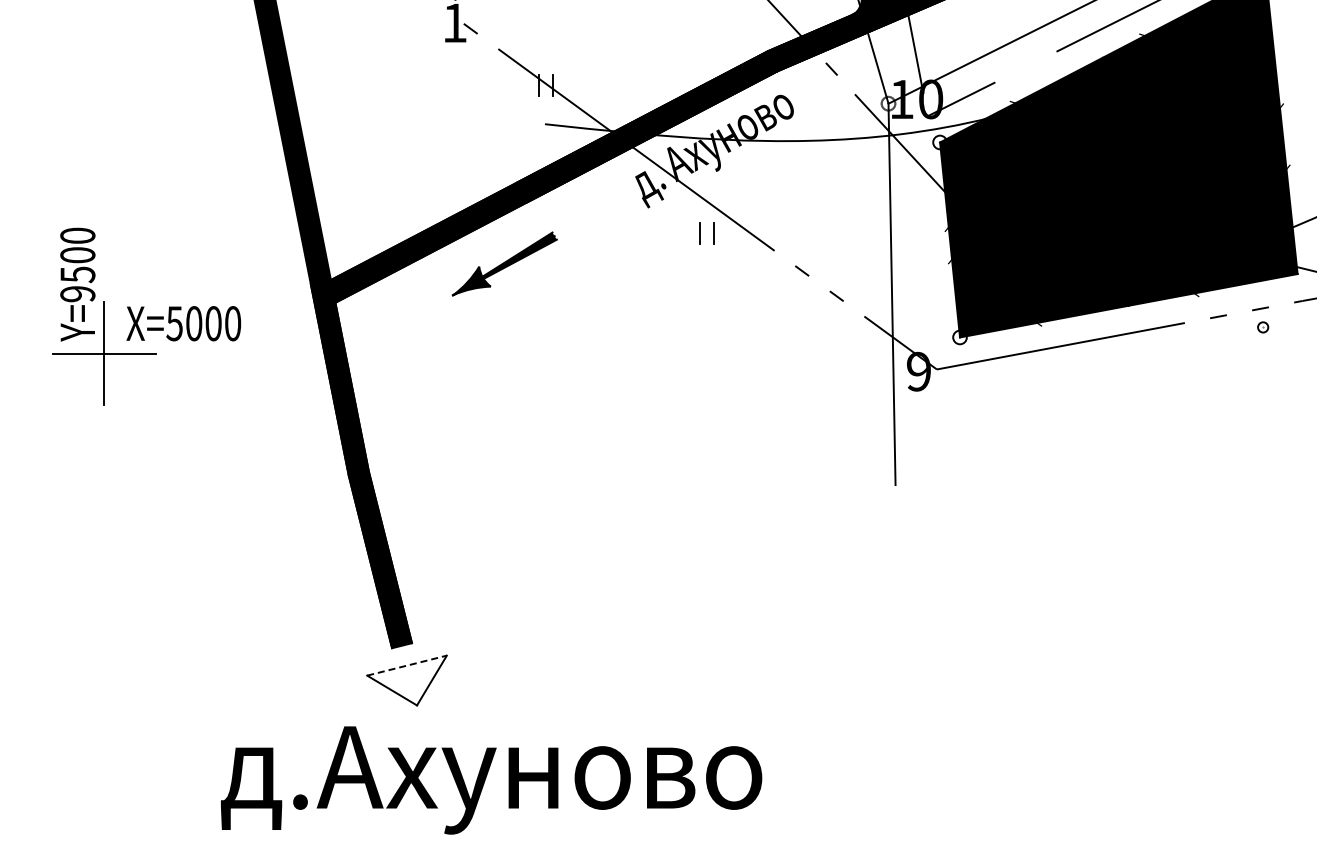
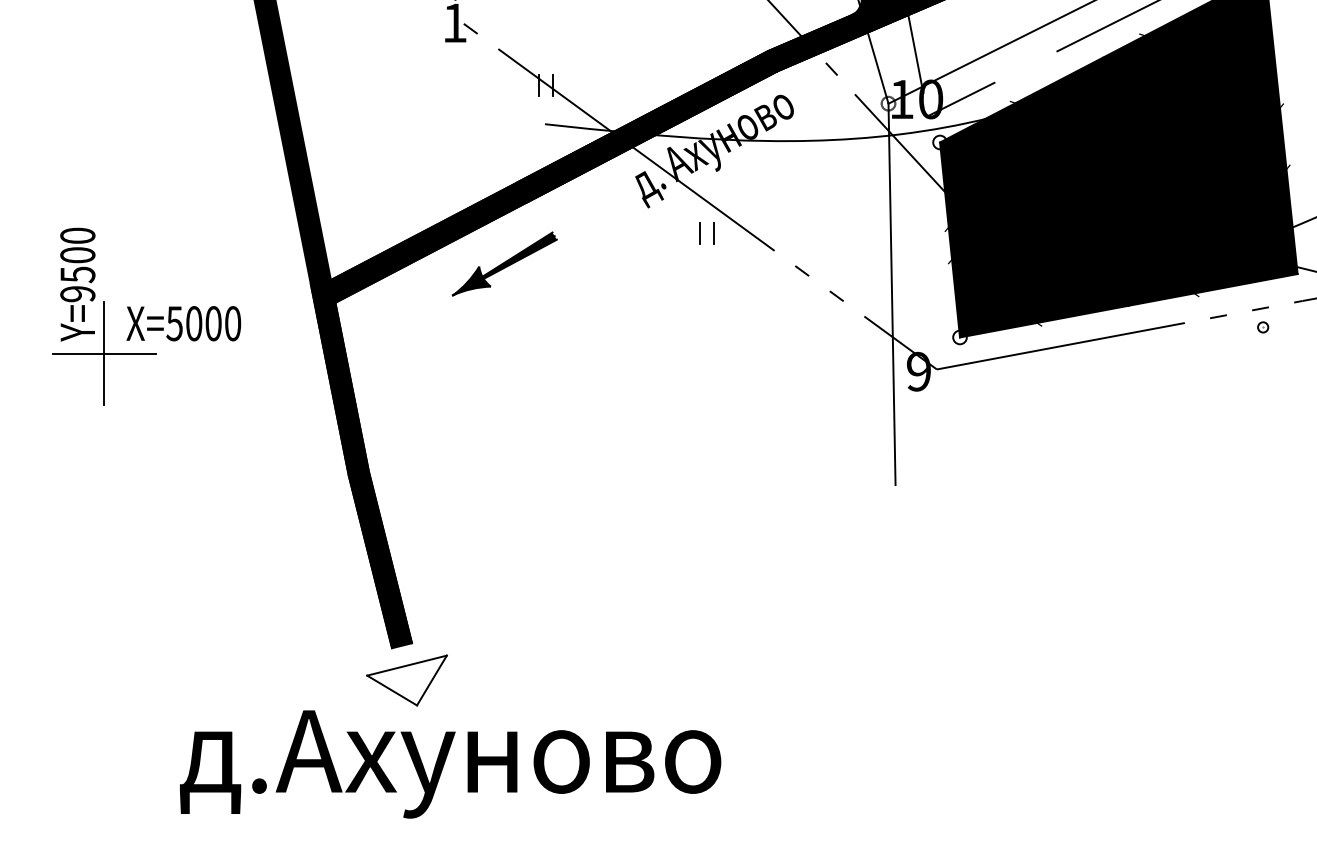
line: dashed -> solid (407, 665)
text position: (491, 780) -> (450, 764) (450, 764)
